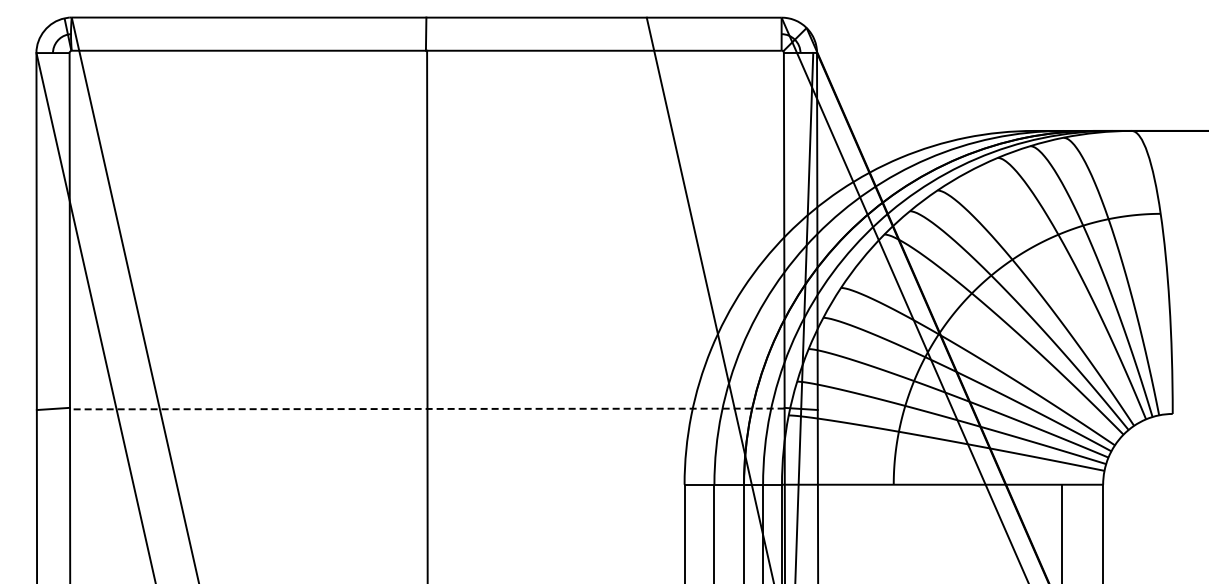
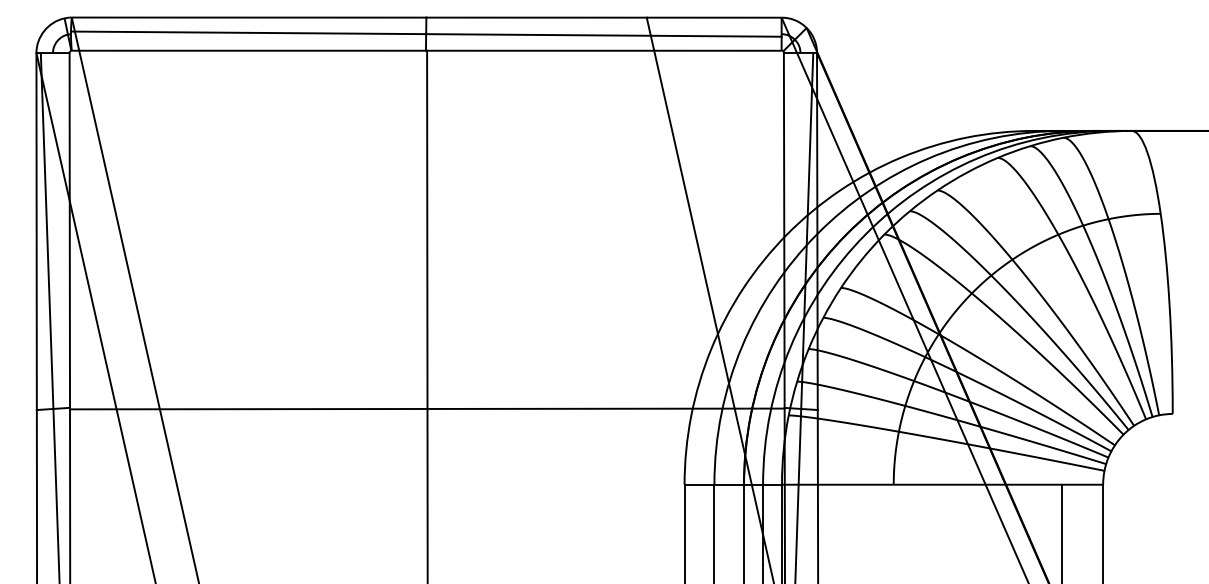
line: none -> present (425, 33)
line: none -> present (49, 316)
line: dashed -> solid (426, 408)
